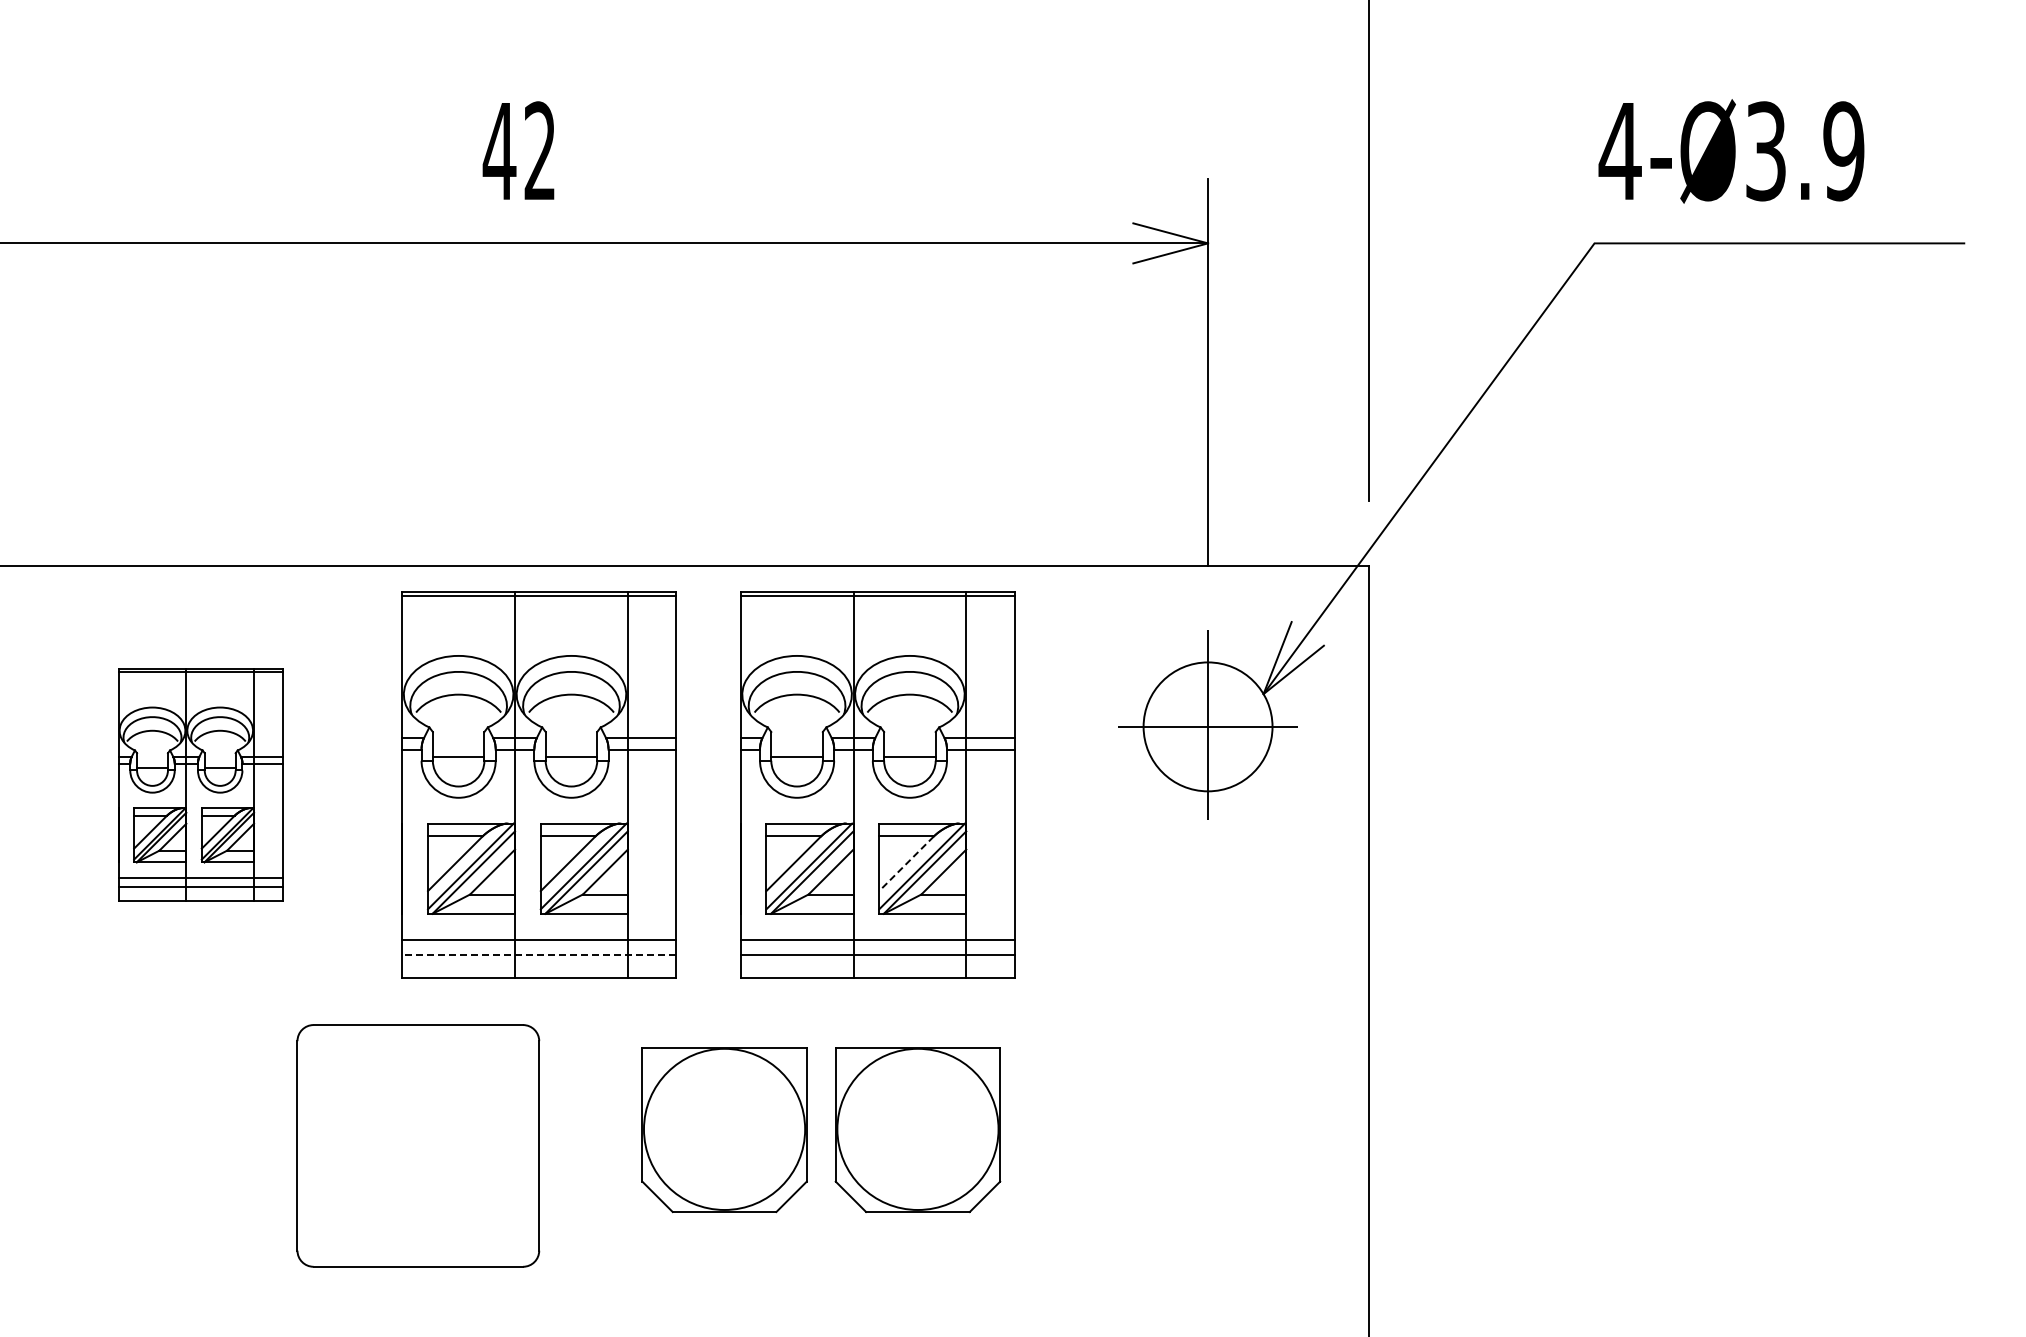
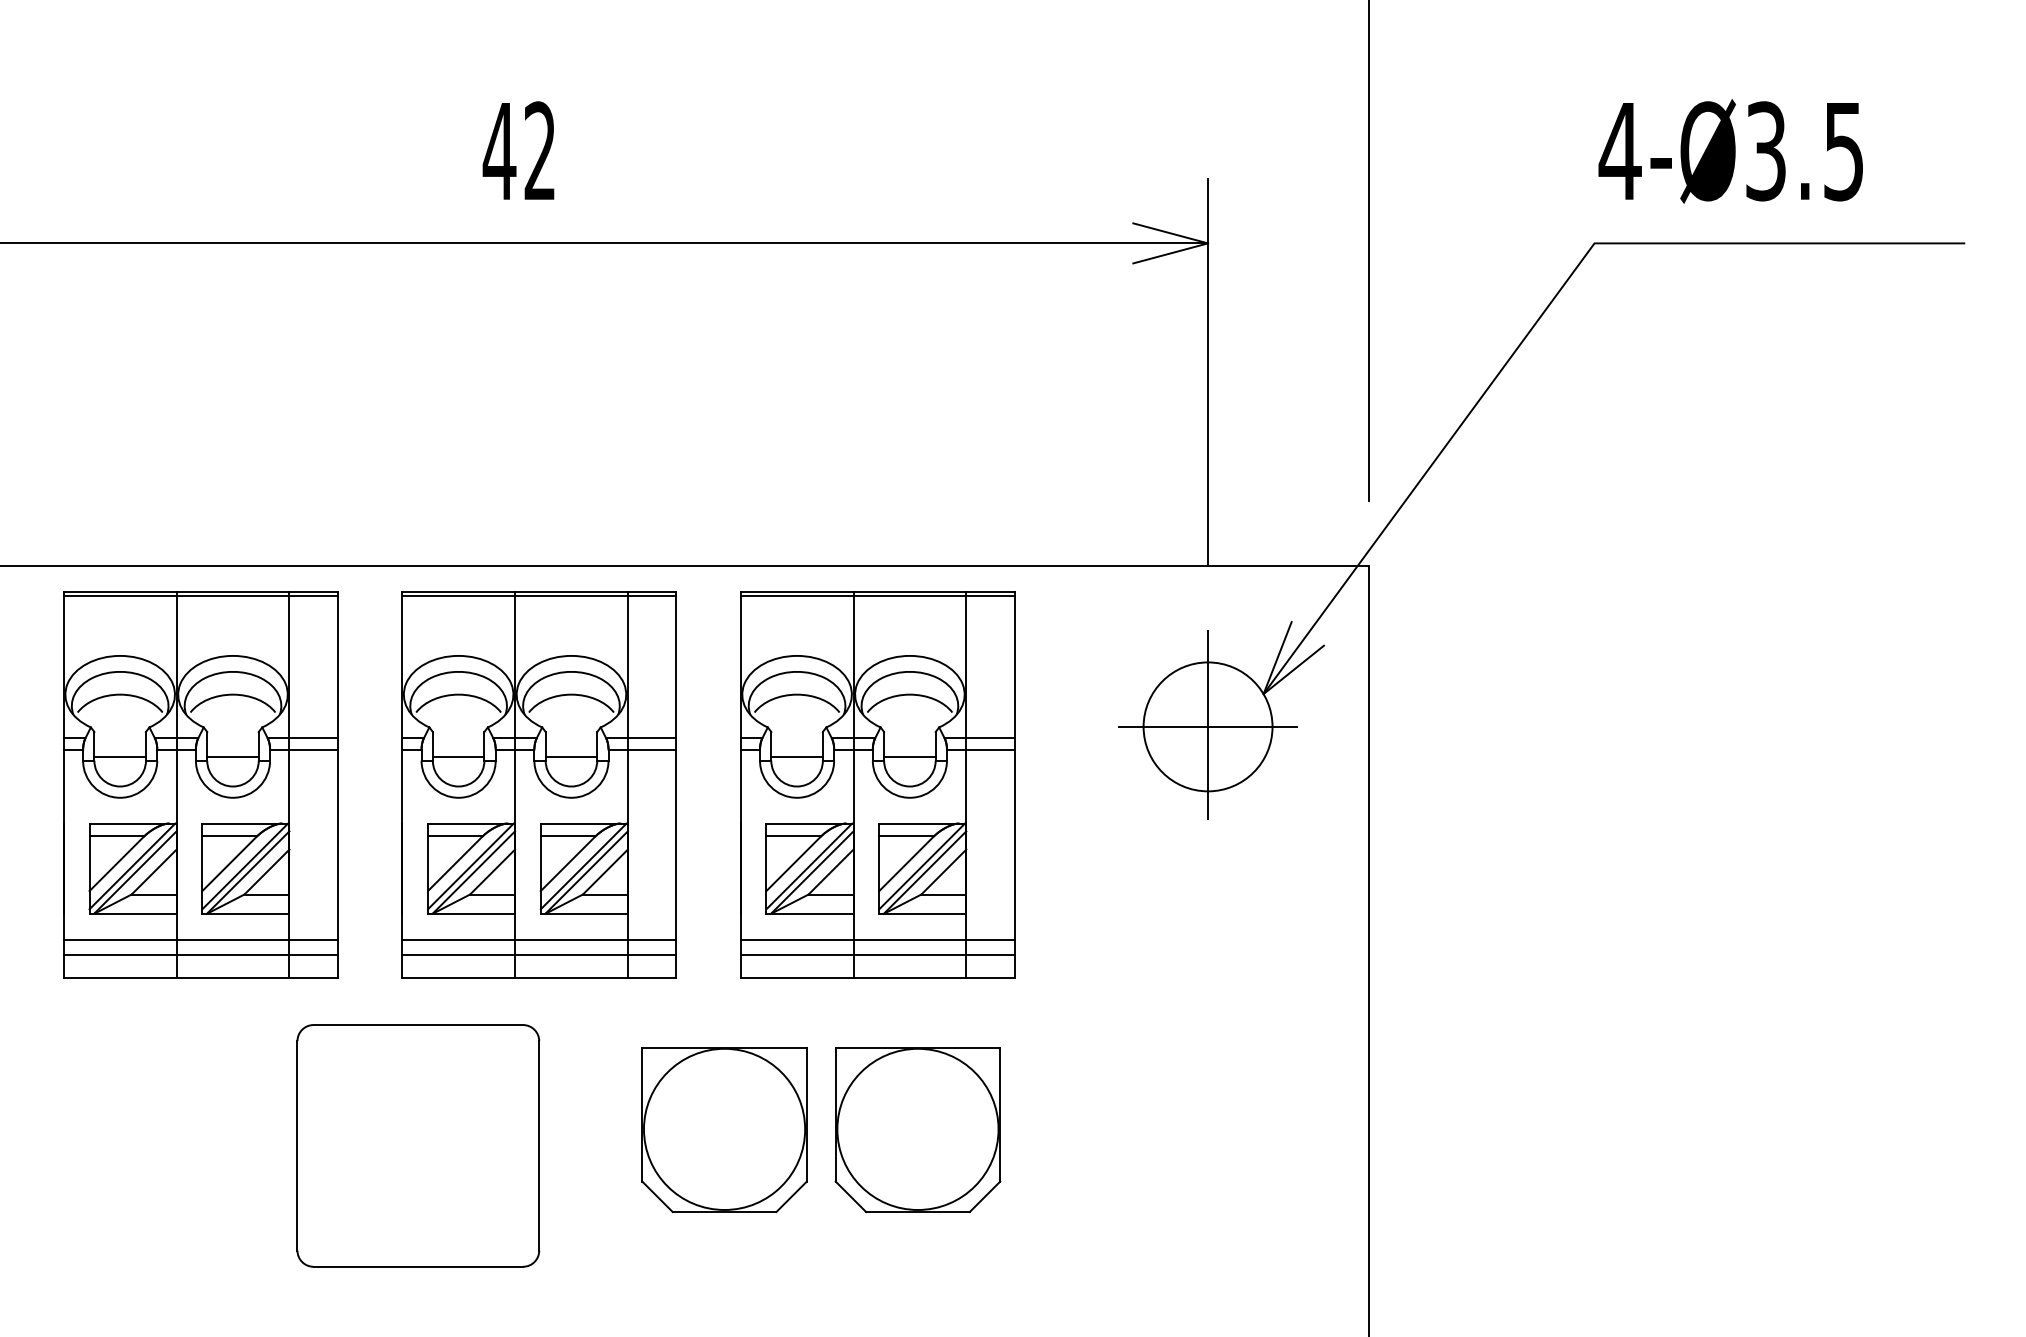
text: 4-Ø3.9 -> 4-Ø3.5 (1843, 151)
part size: 166x234 px -> 276x388 px (200, 784)
line: dashed -> solid (906, 863)
line: dashed -> solid (539, 955)
